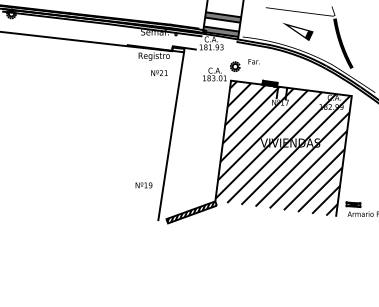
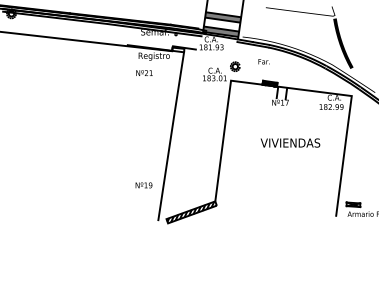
part: present -> none (298, 31)
text position: (253, 61) -> (263, 61) (263, 61)
text position: (159, 72) -> (144, 72) (144, 72)
hatch: present -> none (282, 148)
